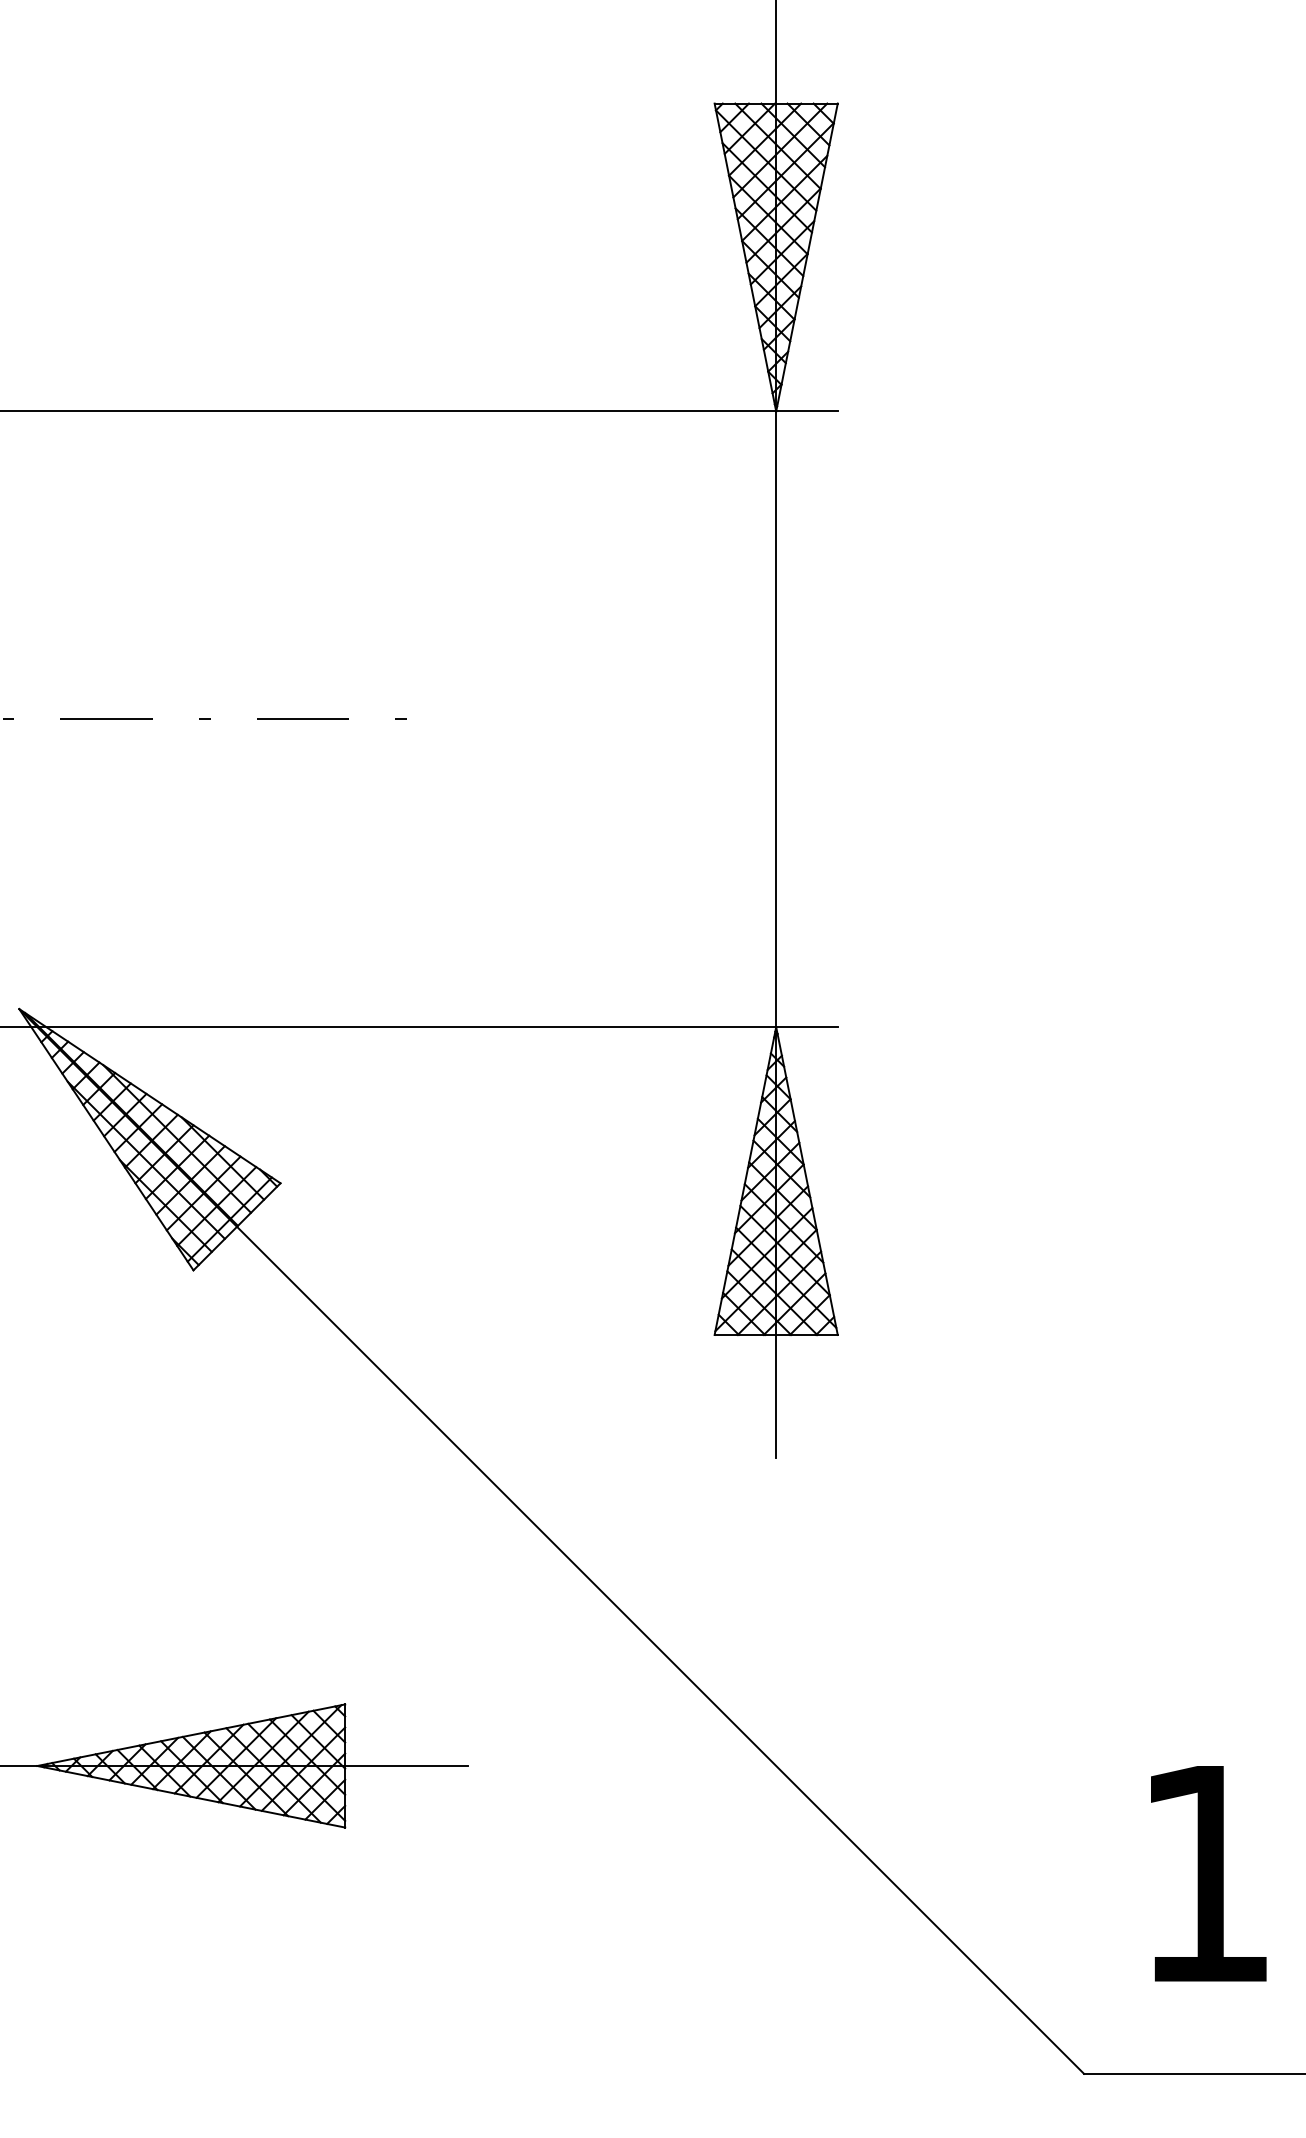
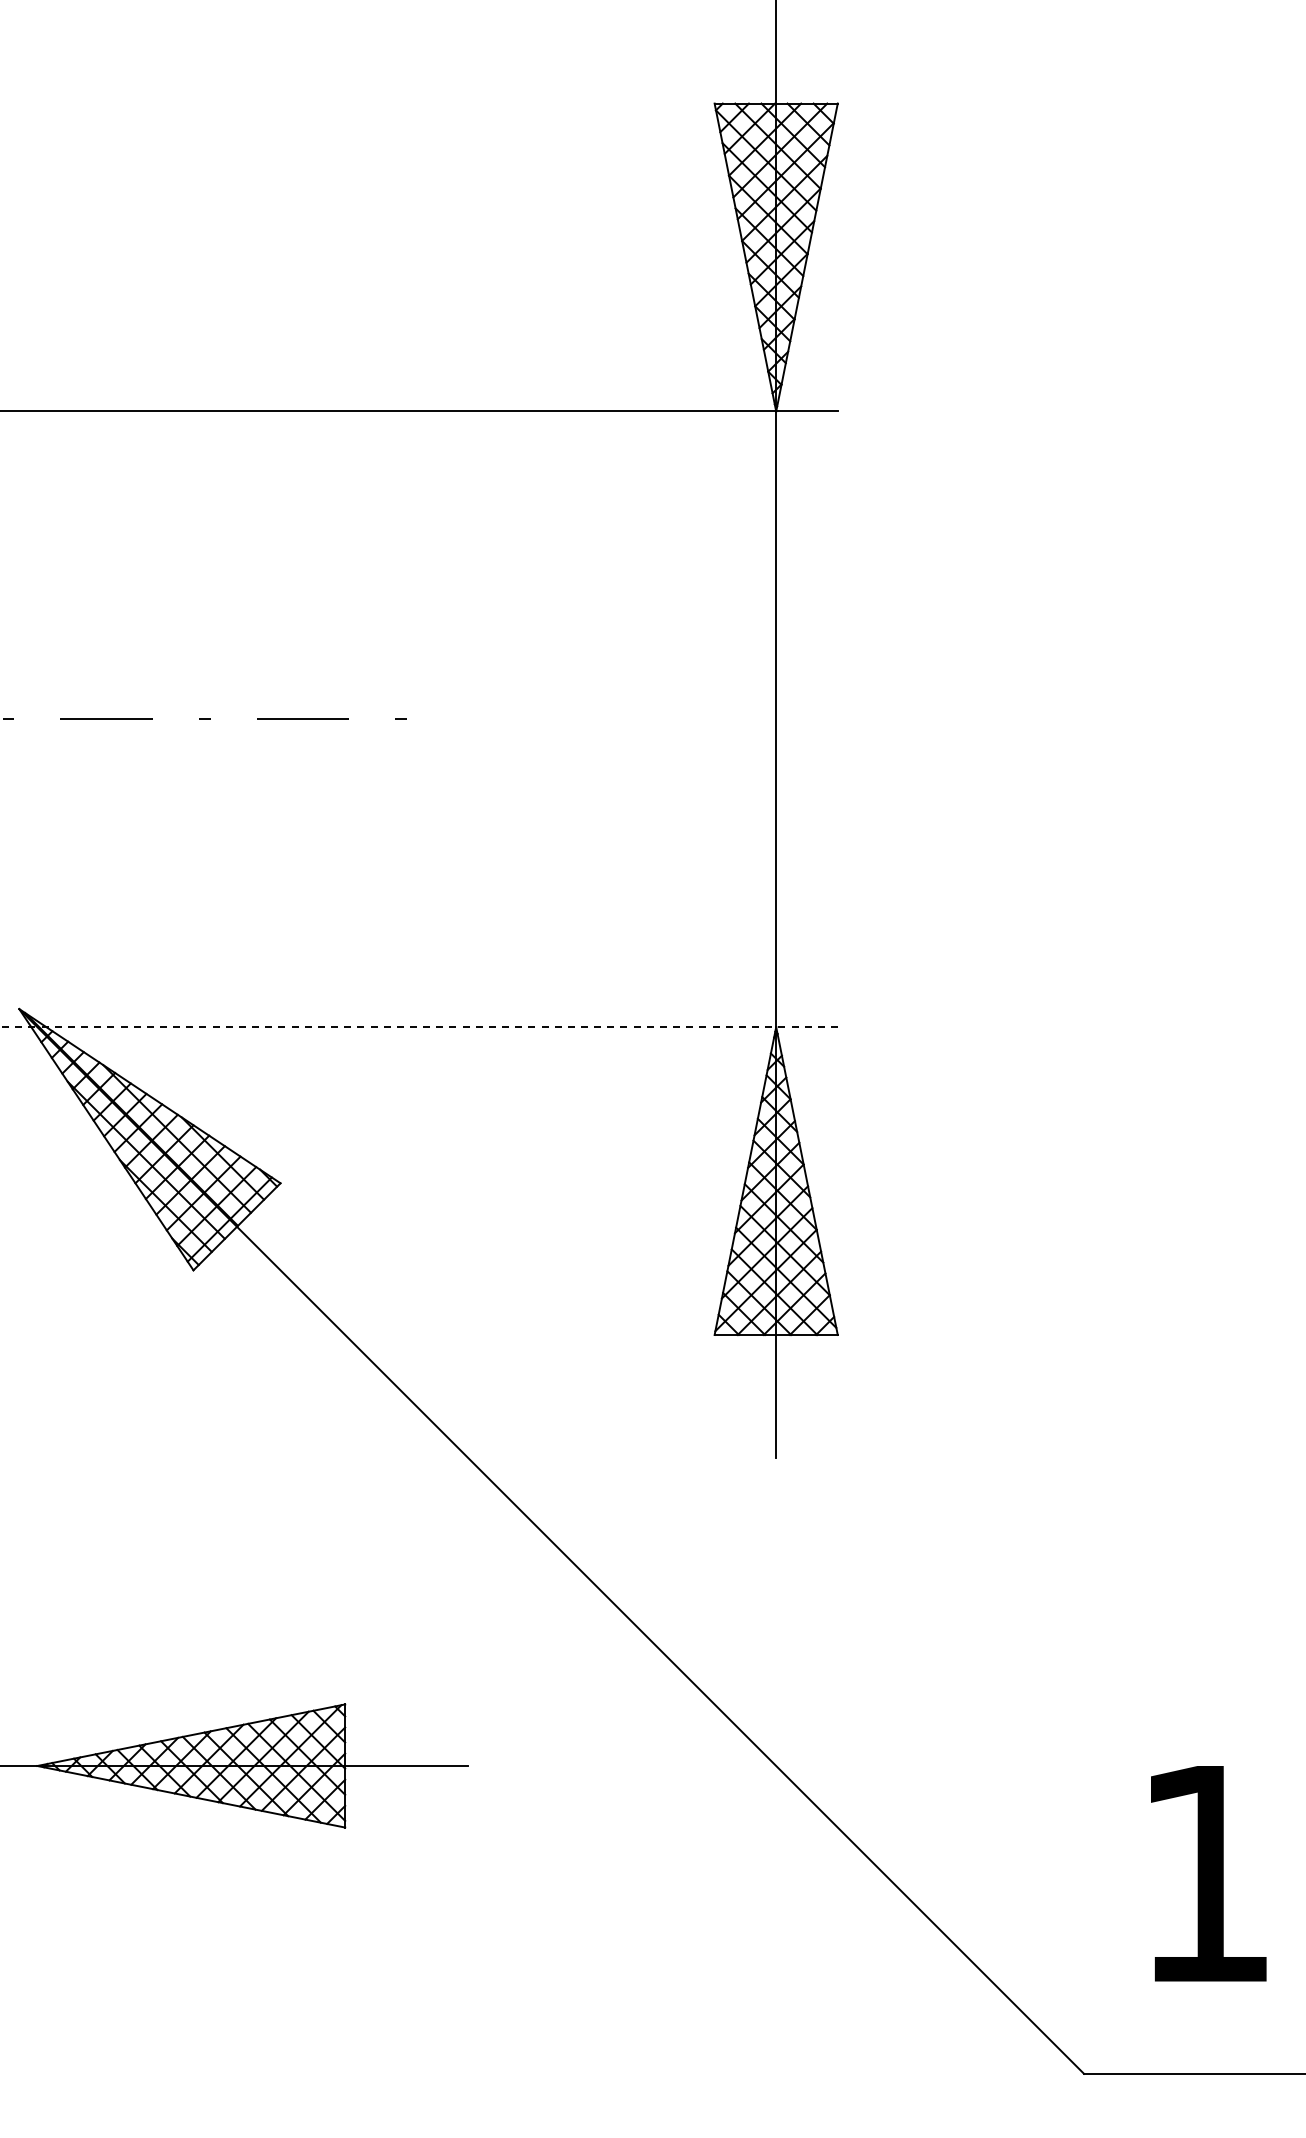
line: solid -> dashed (419, 1027)
